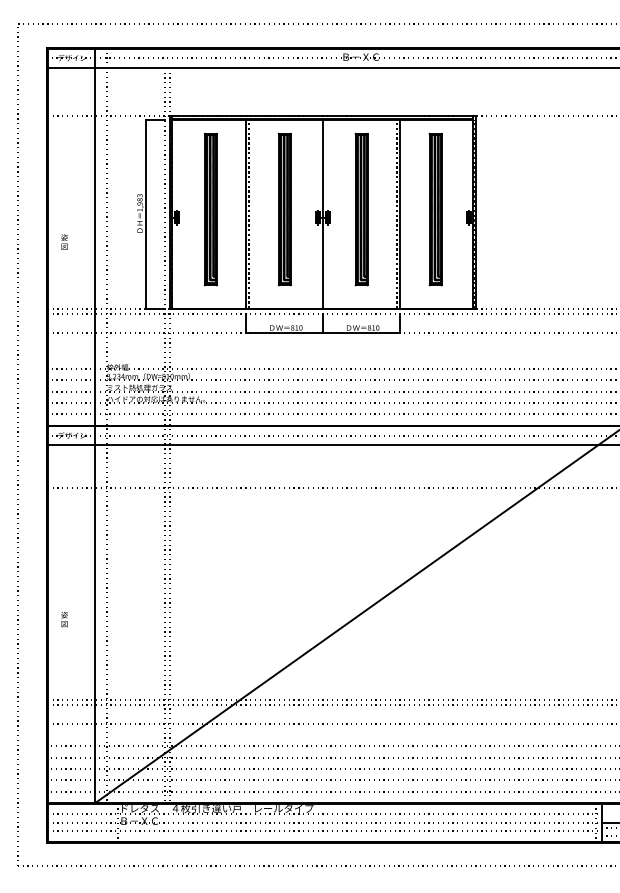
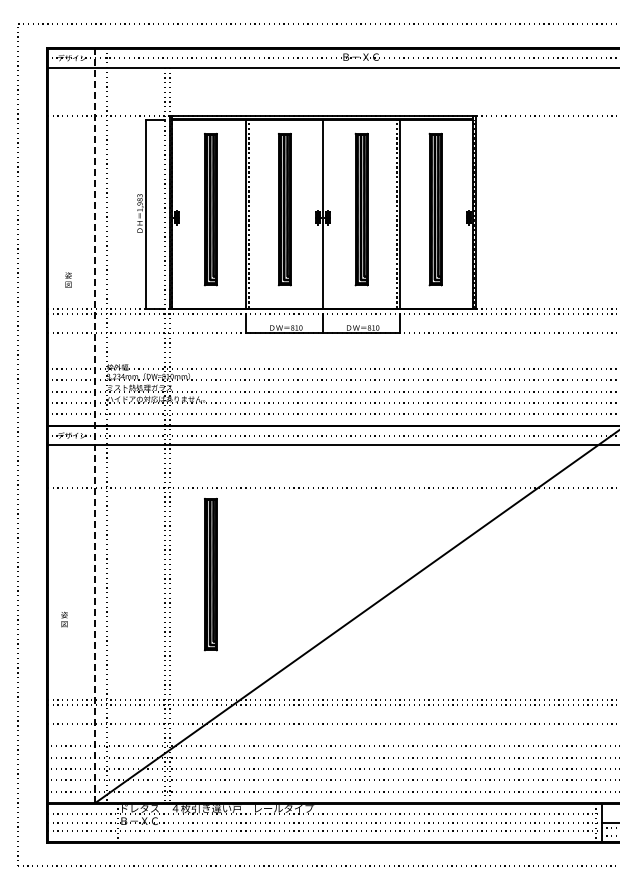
text position: (64, 241) -> (68, 279) (68, 279)
line: solid -> dashed (95, 425)
part: none -> present (210, 574)
